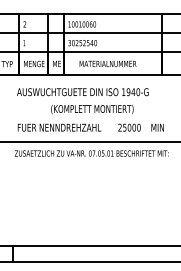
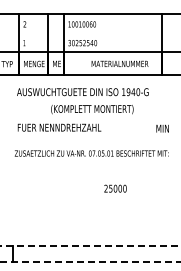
line: present -> none (89, 33)
text position: (107, 63) -> (119, 63) (119, 63)
text position: (129, 127) -> (115, 188) (115, 188)
text position: (157, 127) -> (162, 128) (162, 128)
line: present -> none (89, 141)
line: solid -> dashed (90, 246)
line: solid -> dashed (90, 261)
